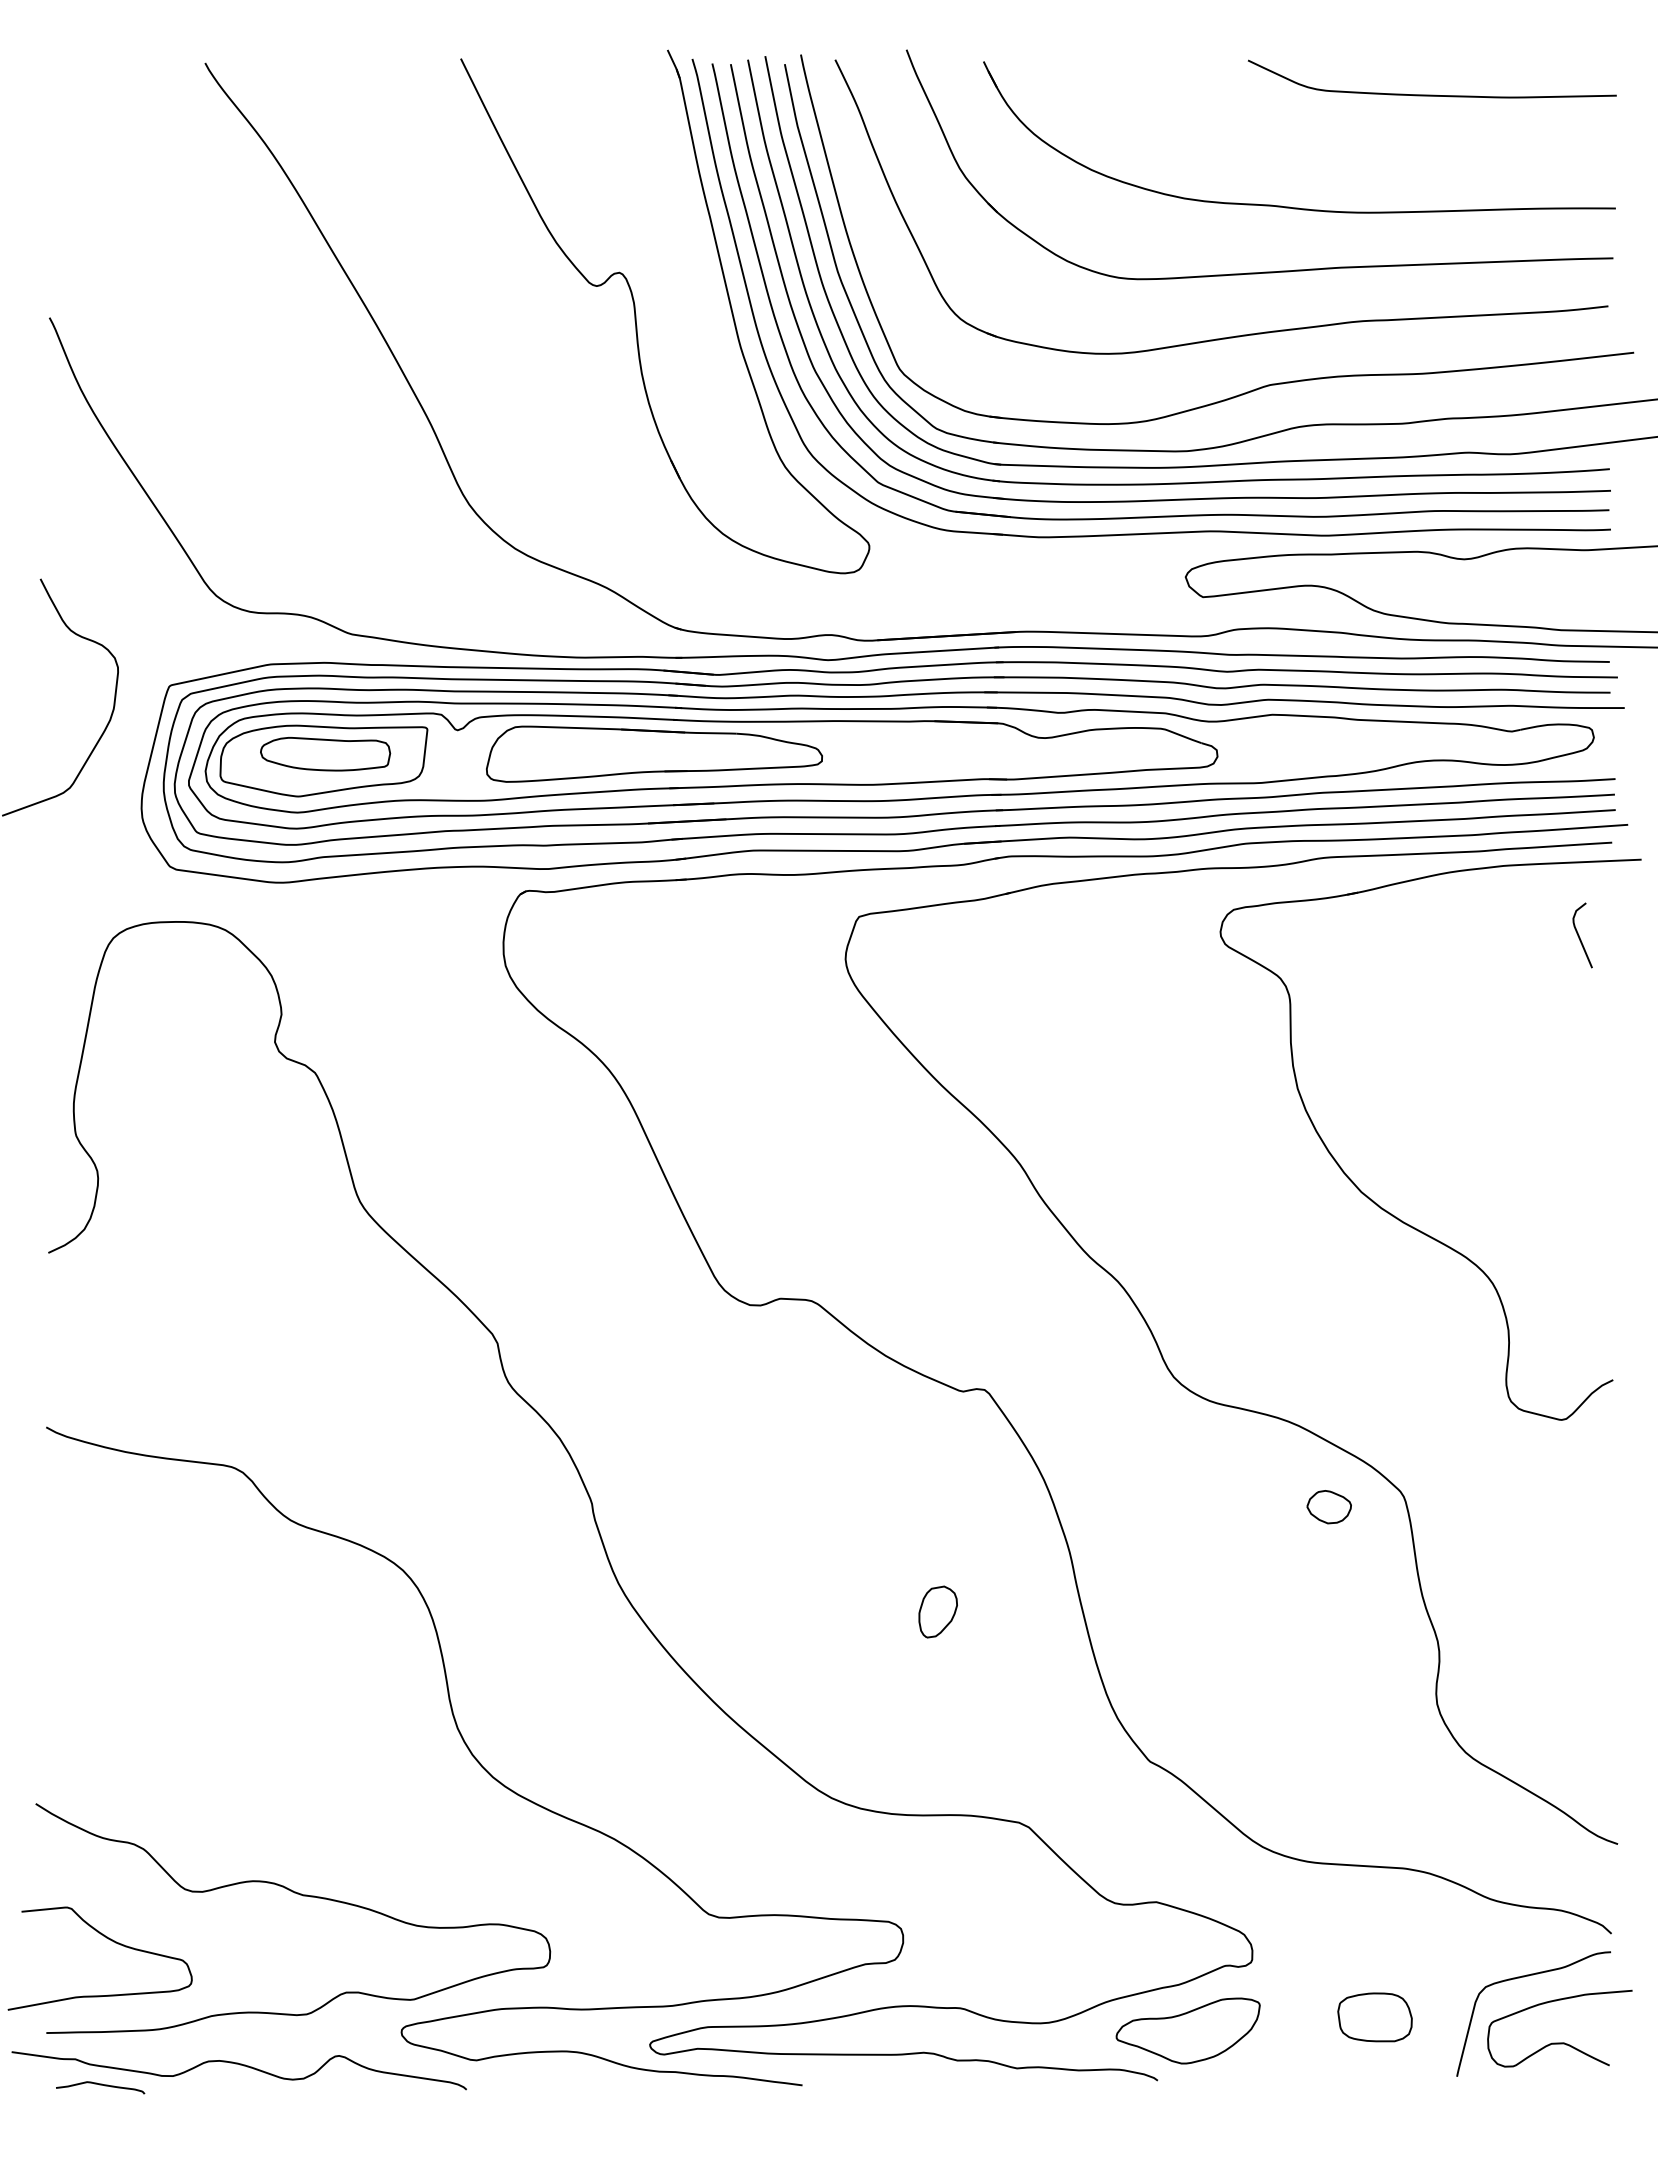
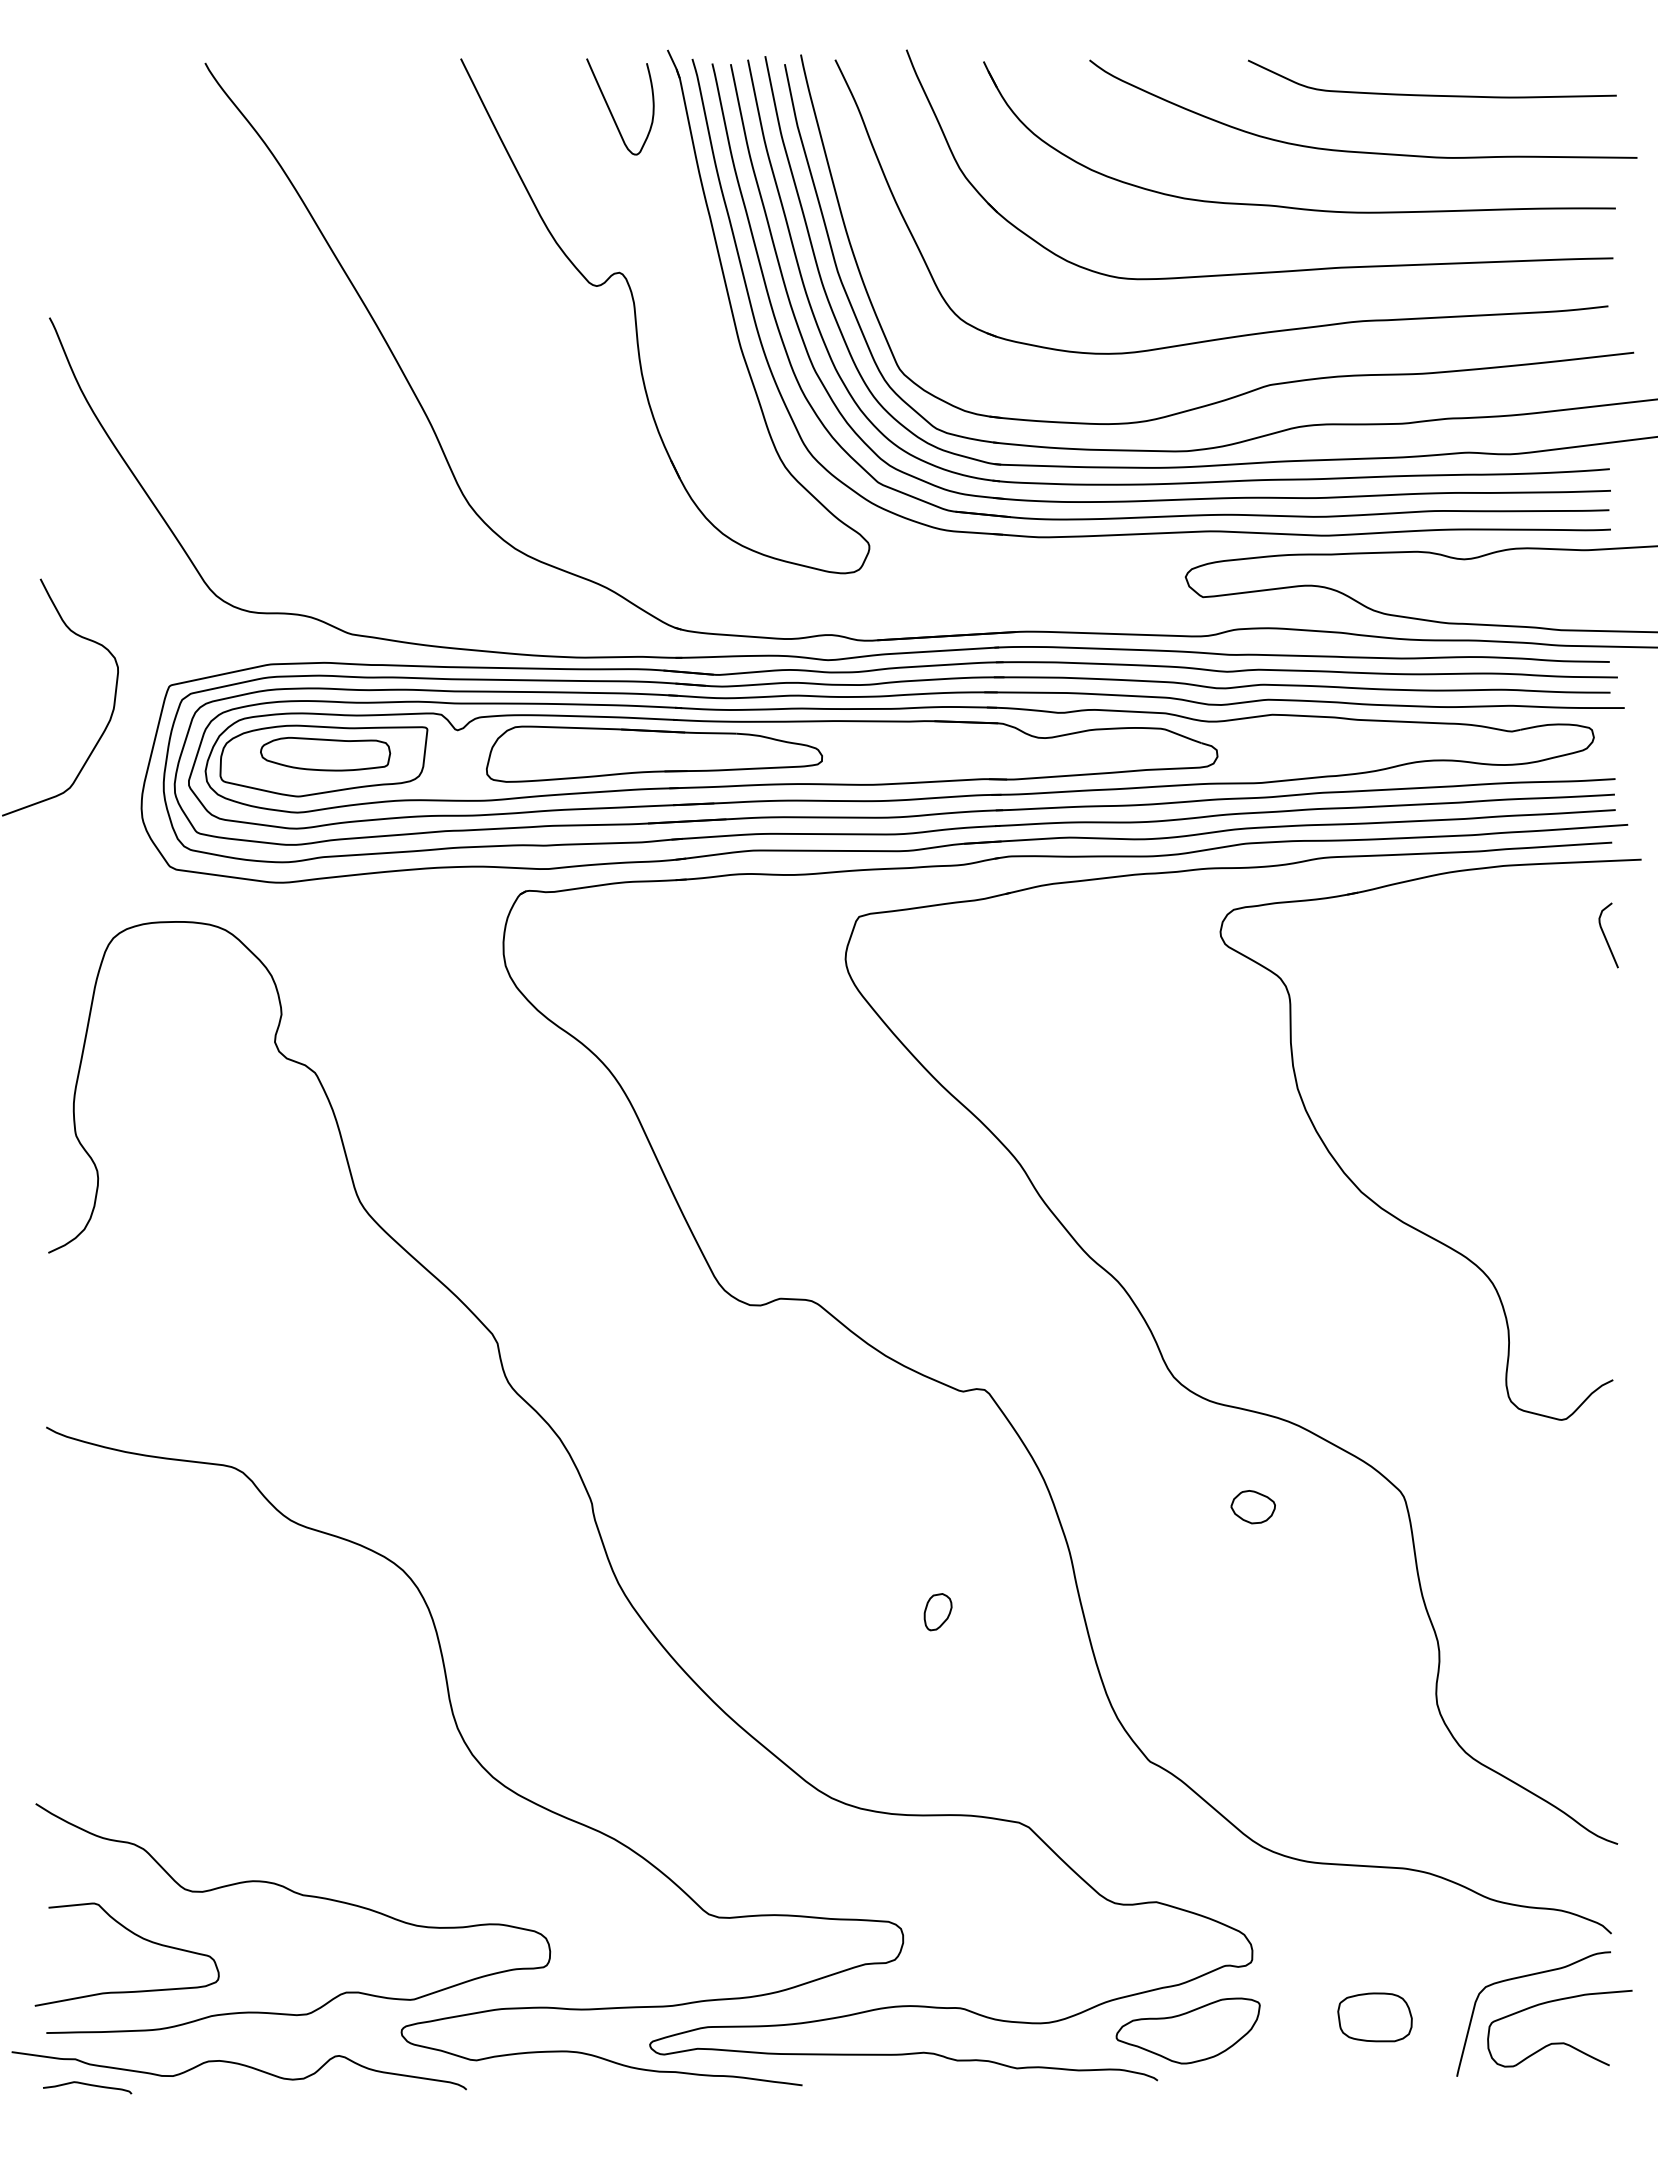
curve: none -> present (611, 111)
curve: none -> present (1363, 151)
curve position: (1580, 937) -> (1606, 937) (1606, 937)
part position: (1328, 1507) -> (1252, 1507) (1252, 1507)
part size: 40x54 px -> 30x39 px (937, 1612)
curve position: (108, 1939) -> (135, 1935) (135, 1935)
curve position: (100, 2085) -> (87, 2085) (87, 2085)
